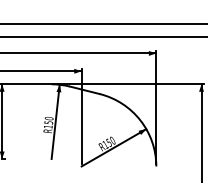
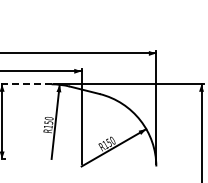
line: present -> none (103, 24)
line: present -> none (103, 37)
line: solid -> dashed (25, 84)
